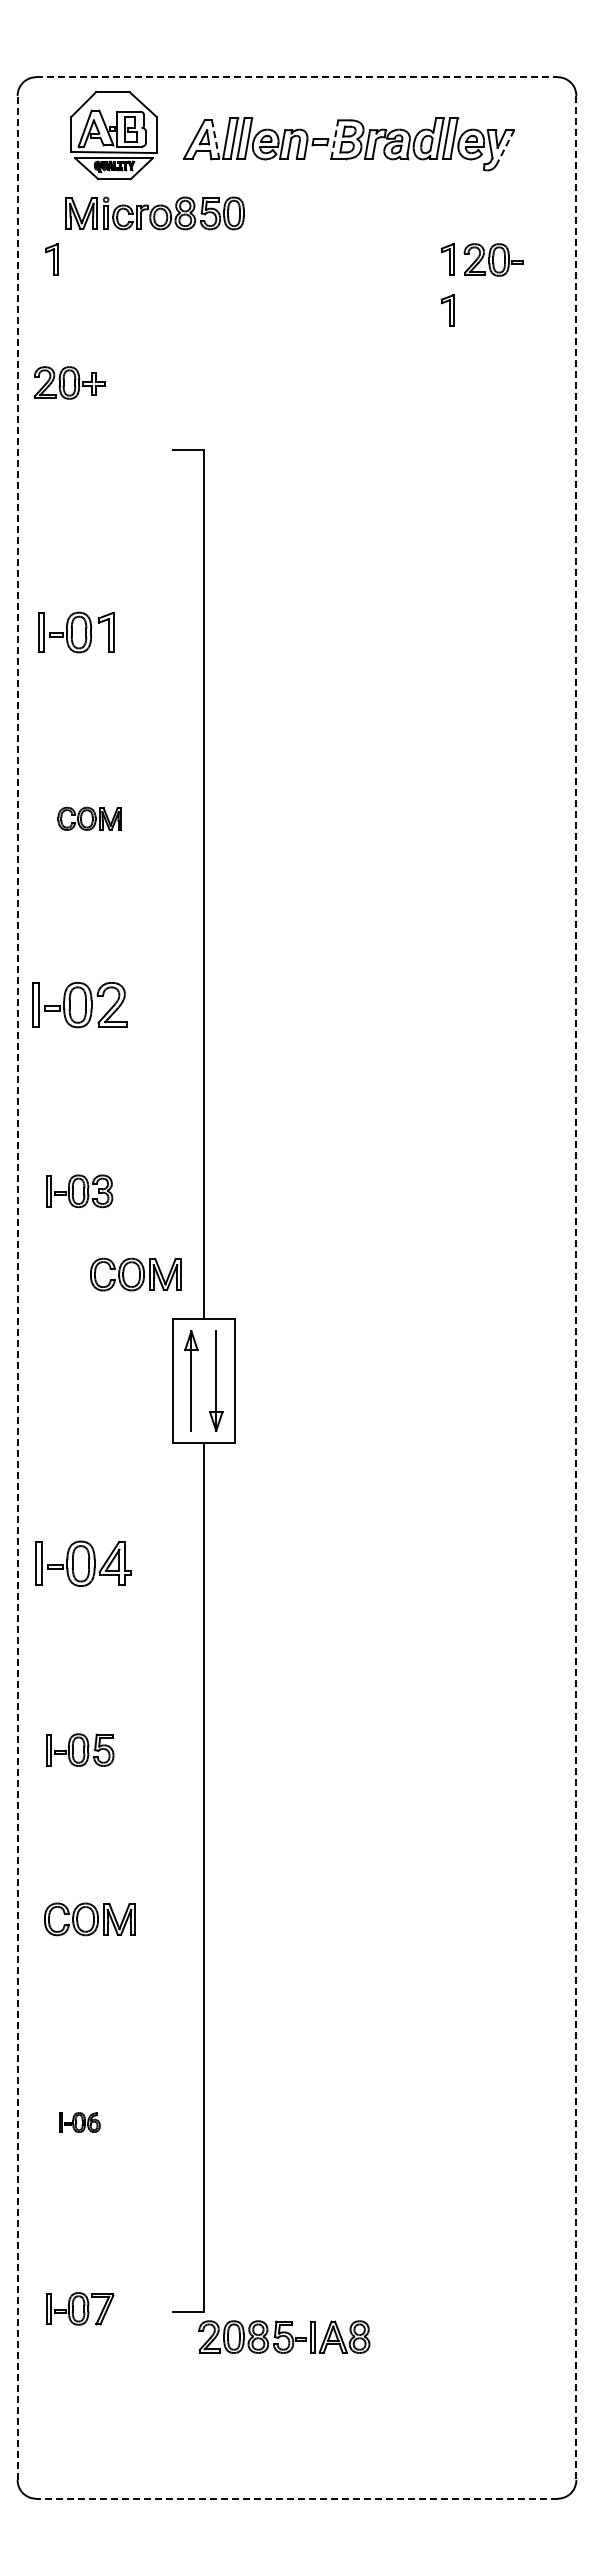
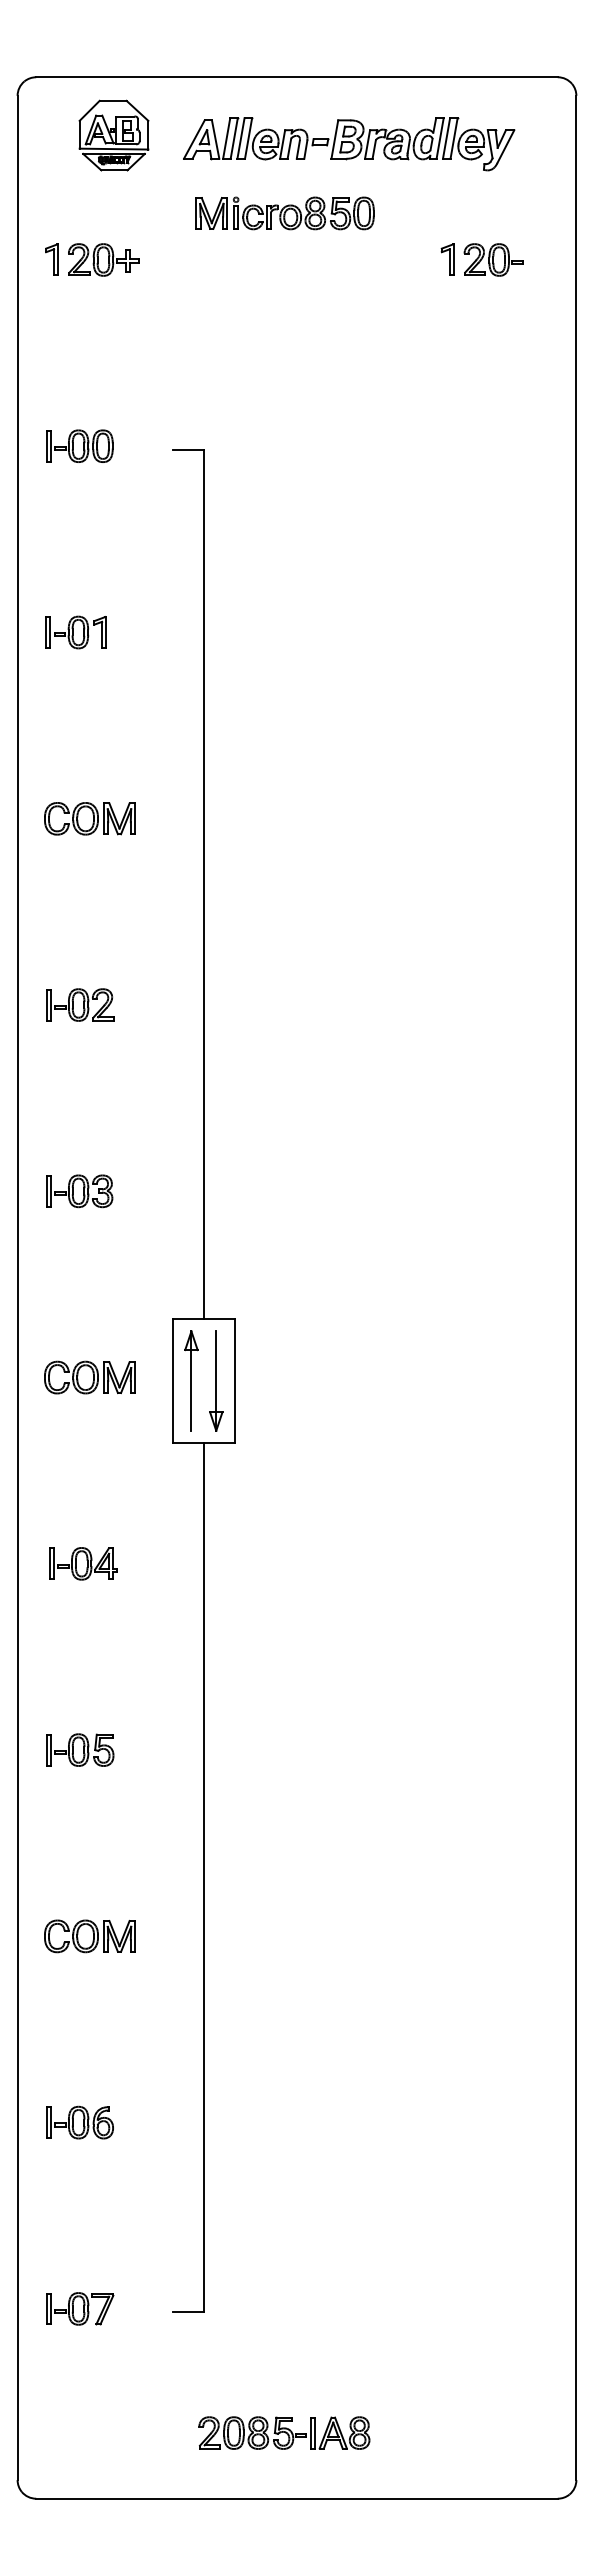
line: dashed -> solid (296, 77)
part size: 88x90 px -> 72x73 px (113, 135)
line: dashed -> solid (215, 139)
line: dashed -> solid (334, 139)
line: dashed -> solid (505, 147)
part position: (154, 213) -> (284, 213) (284, 213)
part: present -> none (447, 310)
part position: (69, 382) -> (103, 259) (103, 259)
part: none -> present (79, 445)
part size: 77x43 px -> 62x35 px (75, 632)
part size: 65x25 px -> 92x34 px (89, 818)
part size: 96x47 px -> 69x34 px (80, 1004)
part position: (135, 1274) -> (89, 1377) (89, 1377)
line: dashed -> solid (17, 1287)
line: dashed -> solid (576, 1288)
part size: 97x47 px -> 69x34 px (83, 1563)
part position: (89, 1919) -> (89, 1936) (89, 1936)
part size: 42x21 px -> 68x35 px (79, 2122)
part position: (284, 2336) -> (284, 2432) (284, 2432)
line: dashed -> solid (296, 2498)
